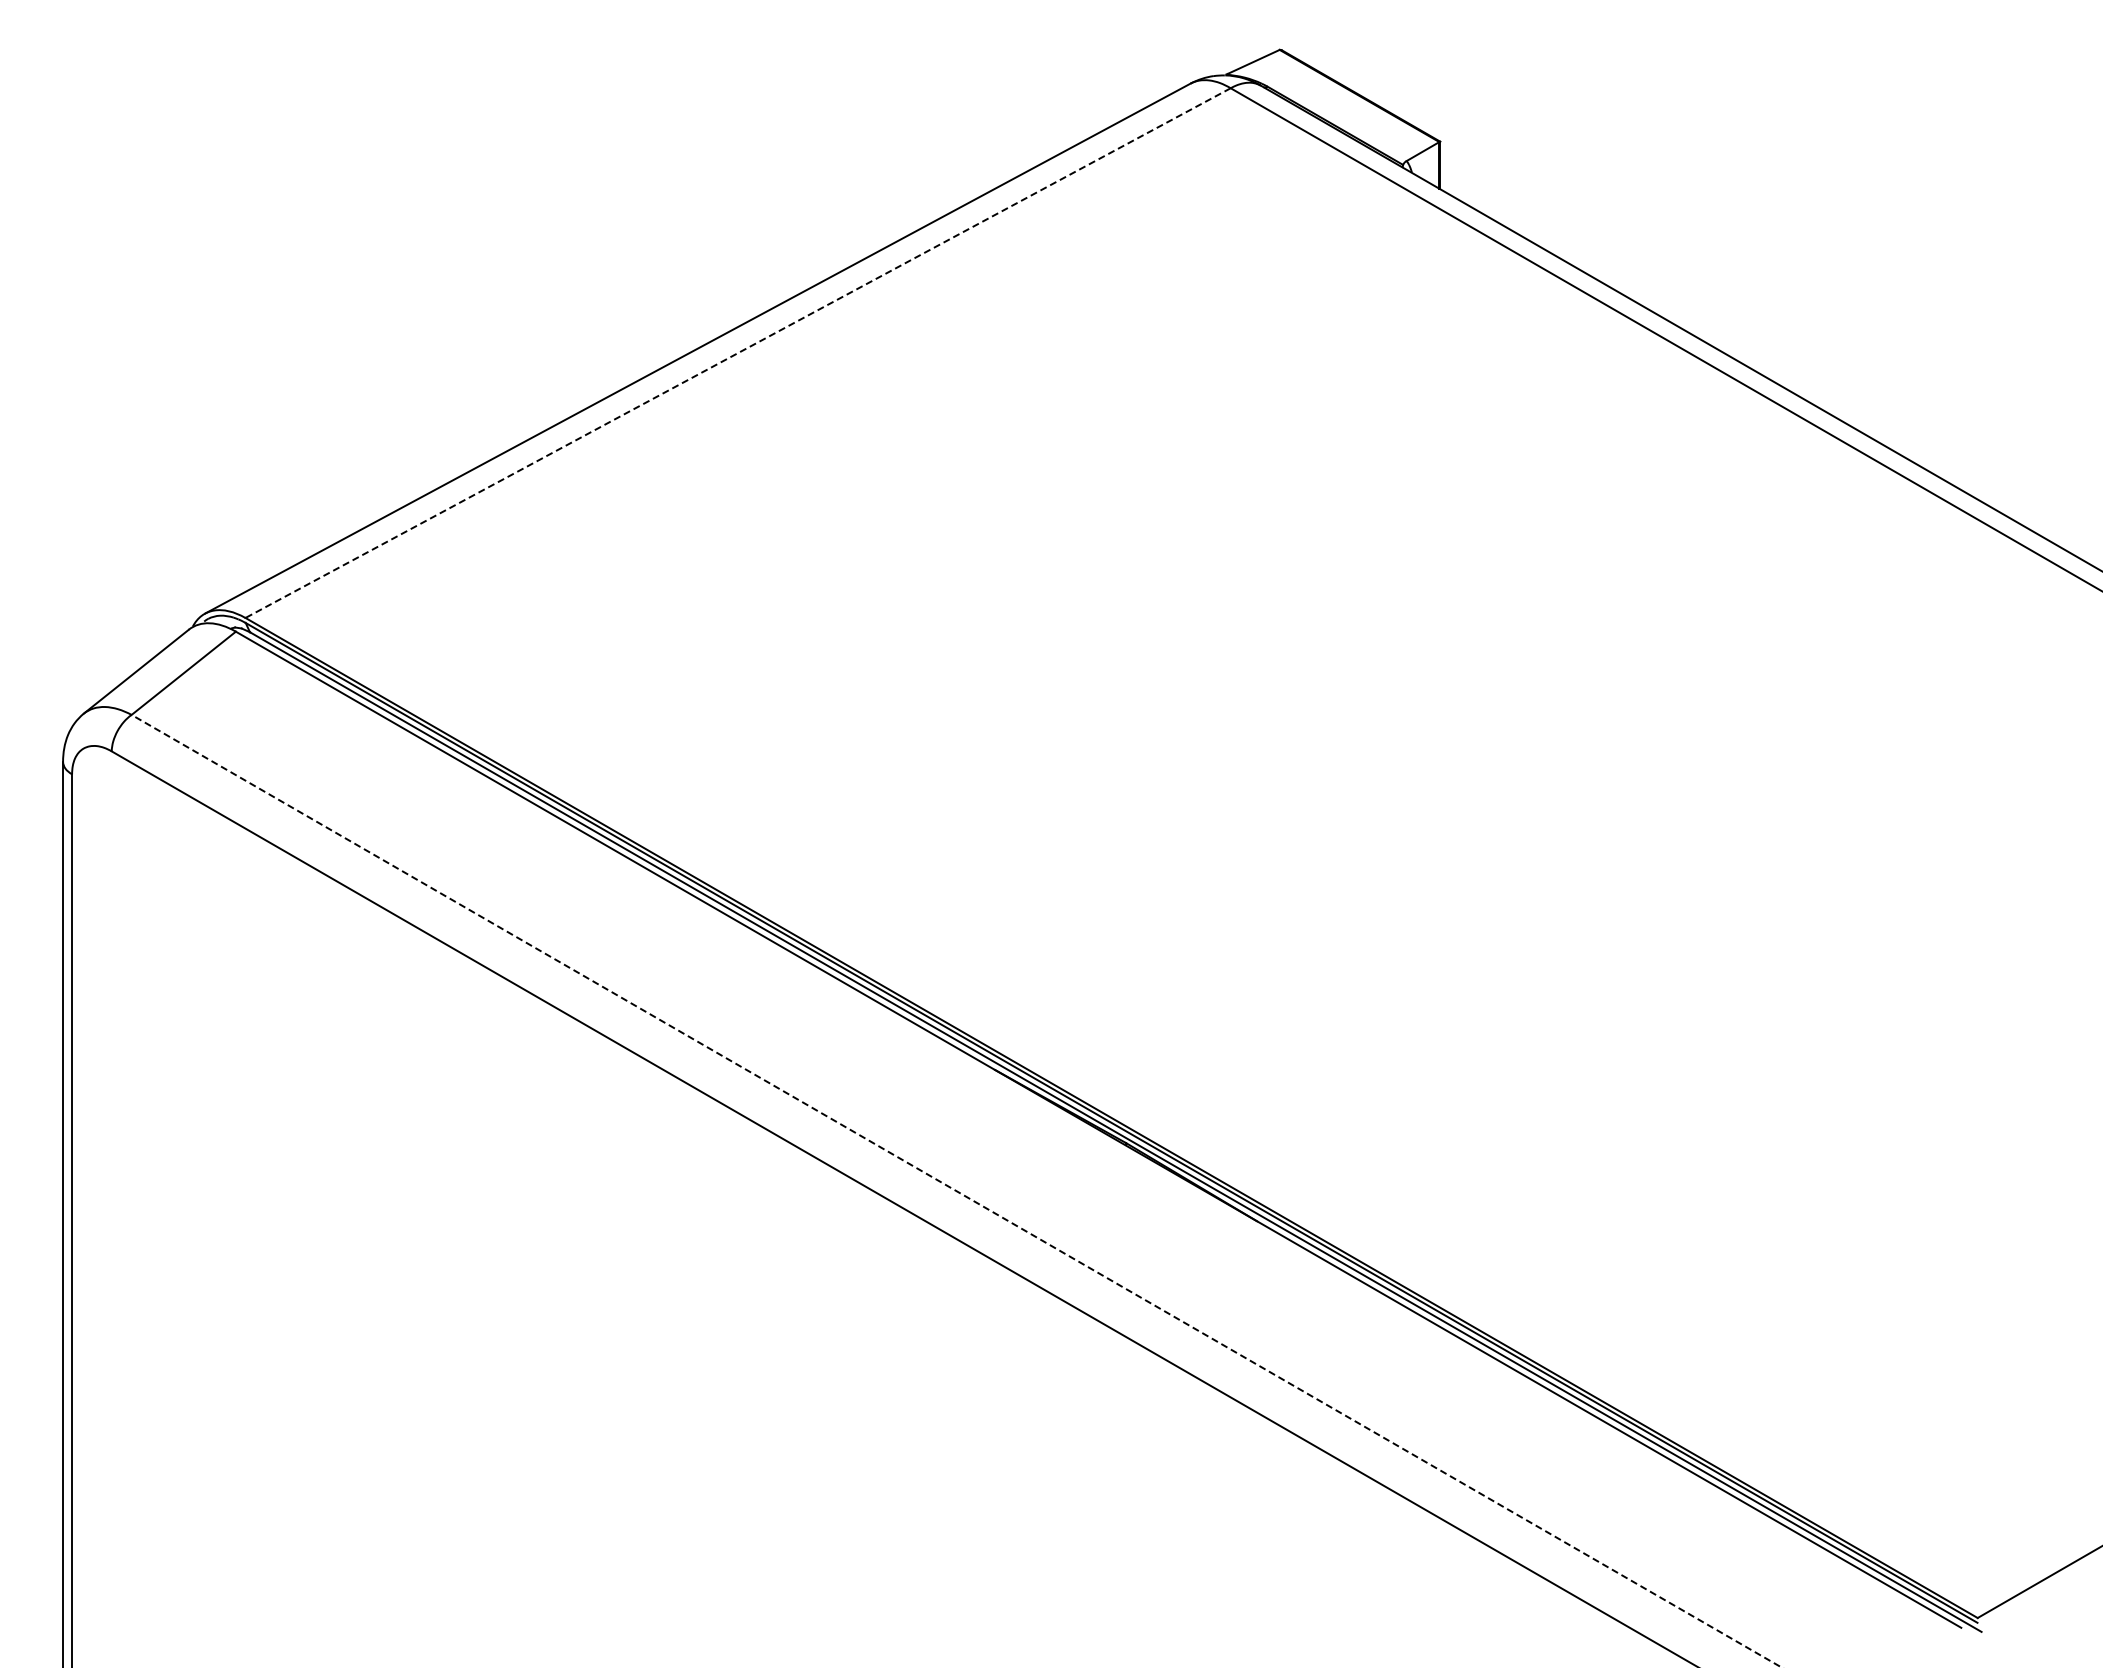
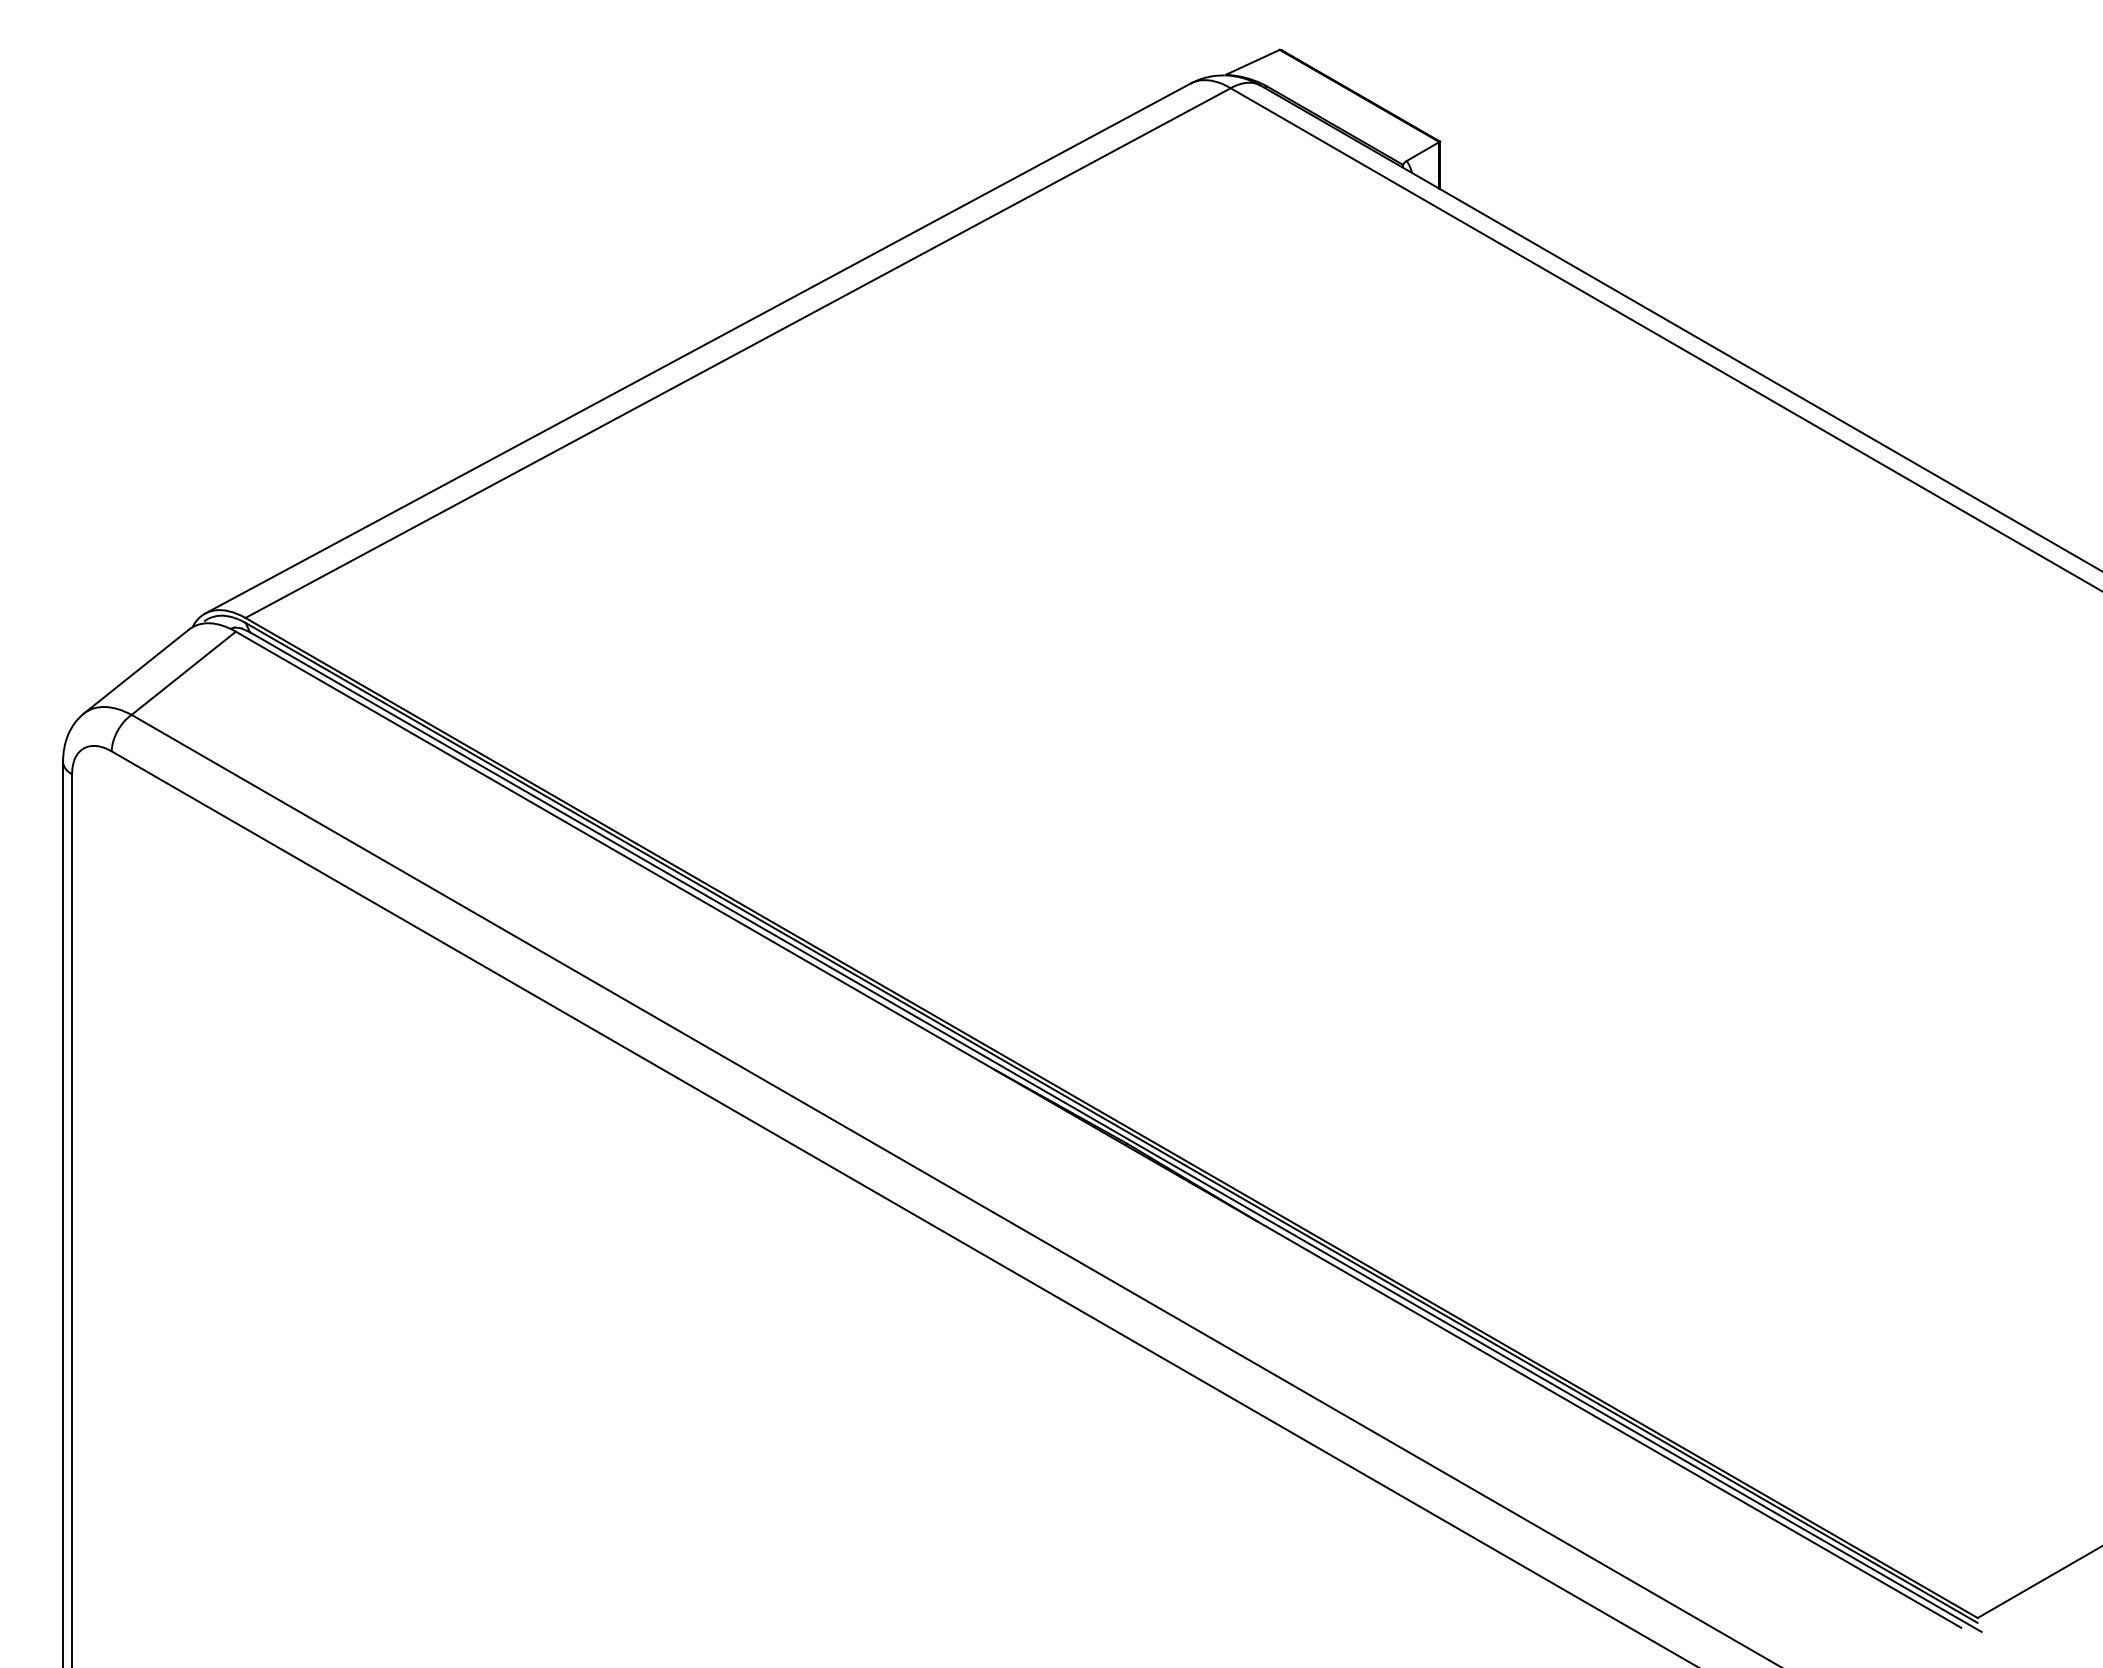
line: dashed -> solid (737, 353)
line: dashed -> solid (956, 1191)
